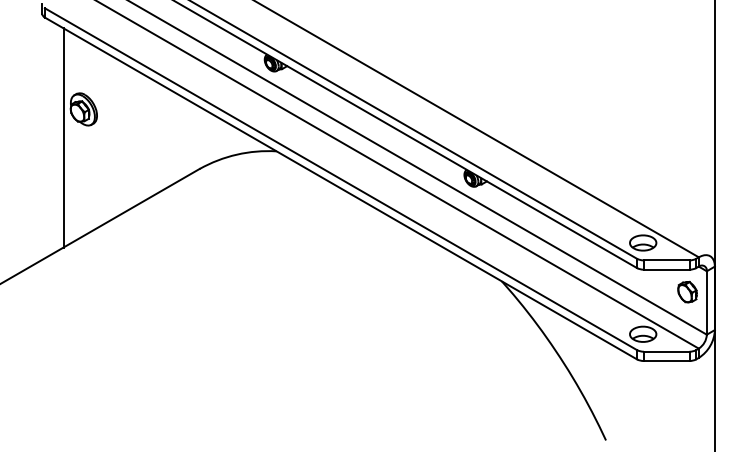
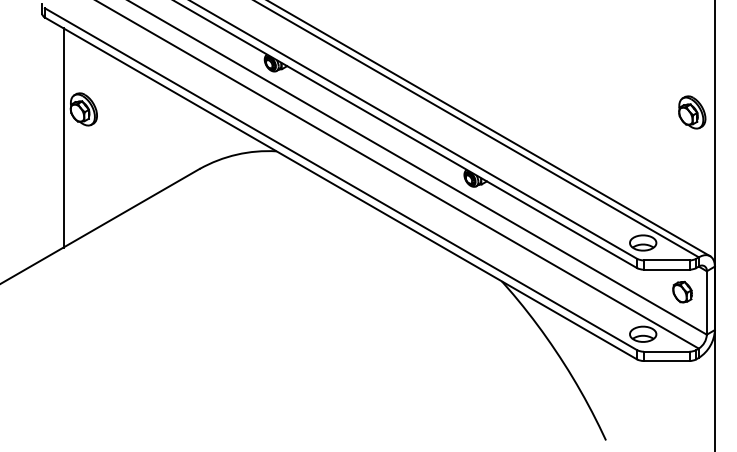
part: none -> present (692, 112)
line: none -> present (490, 129)
part position: (687, 291) -> (682, 291) (682, 291)
